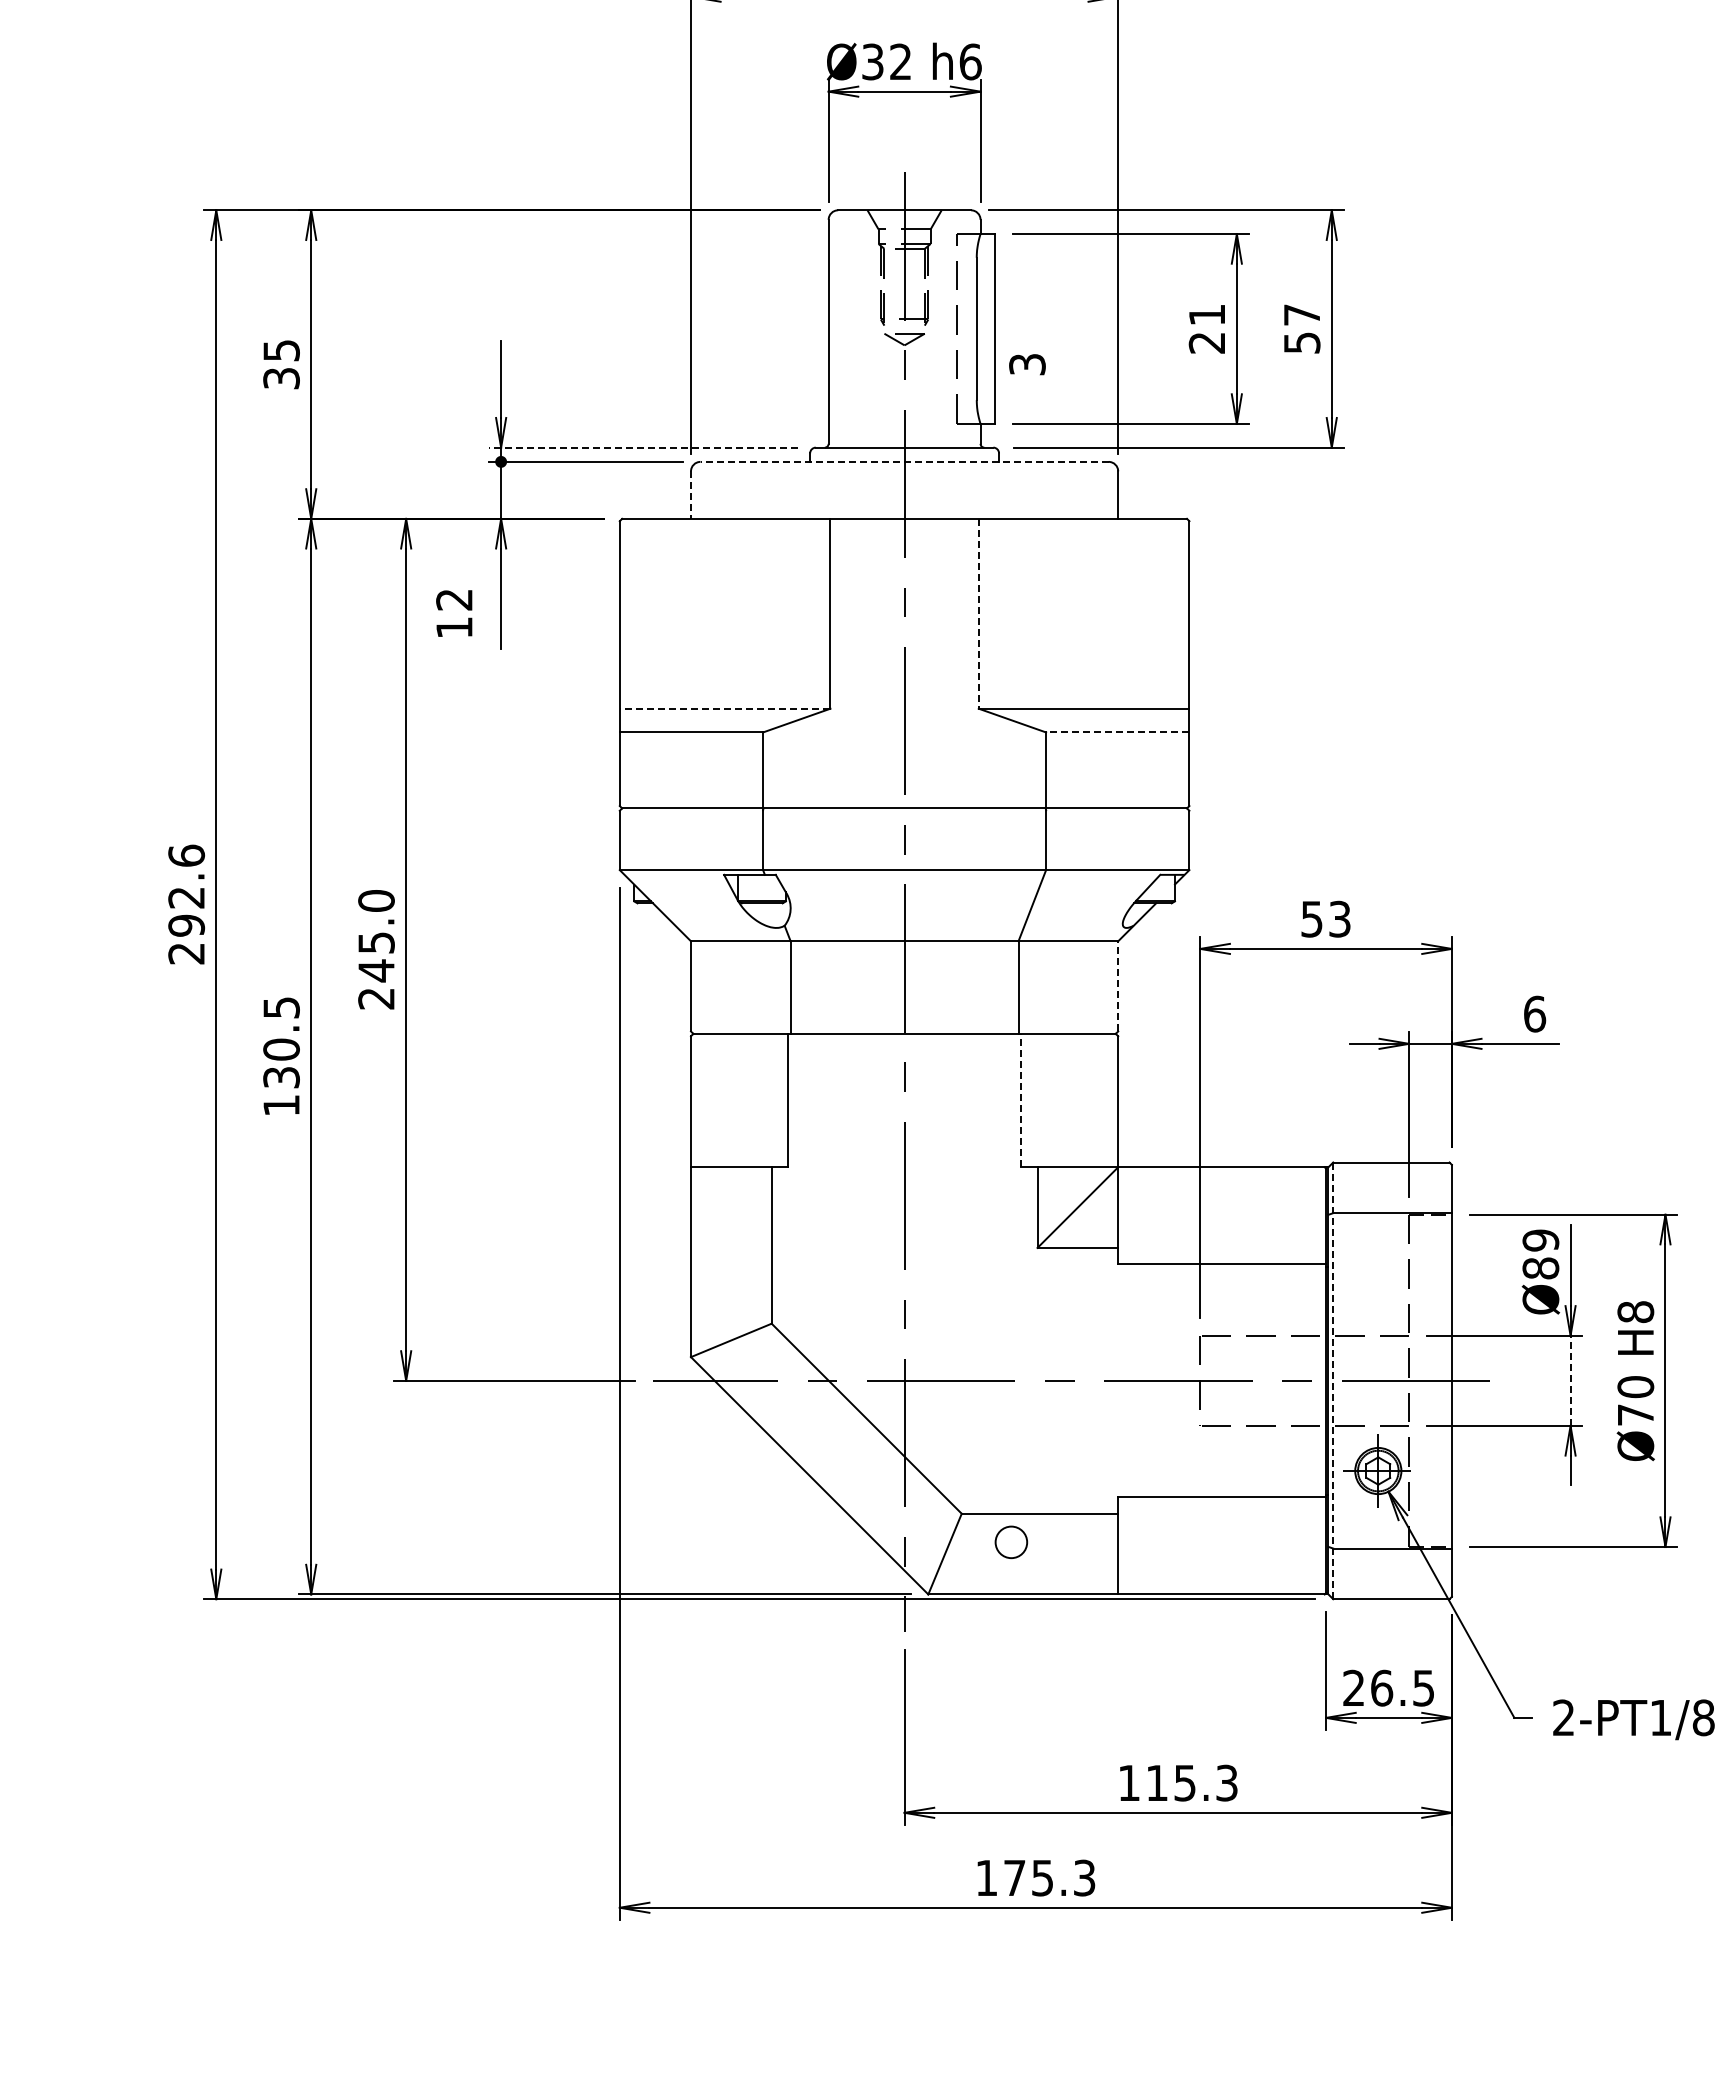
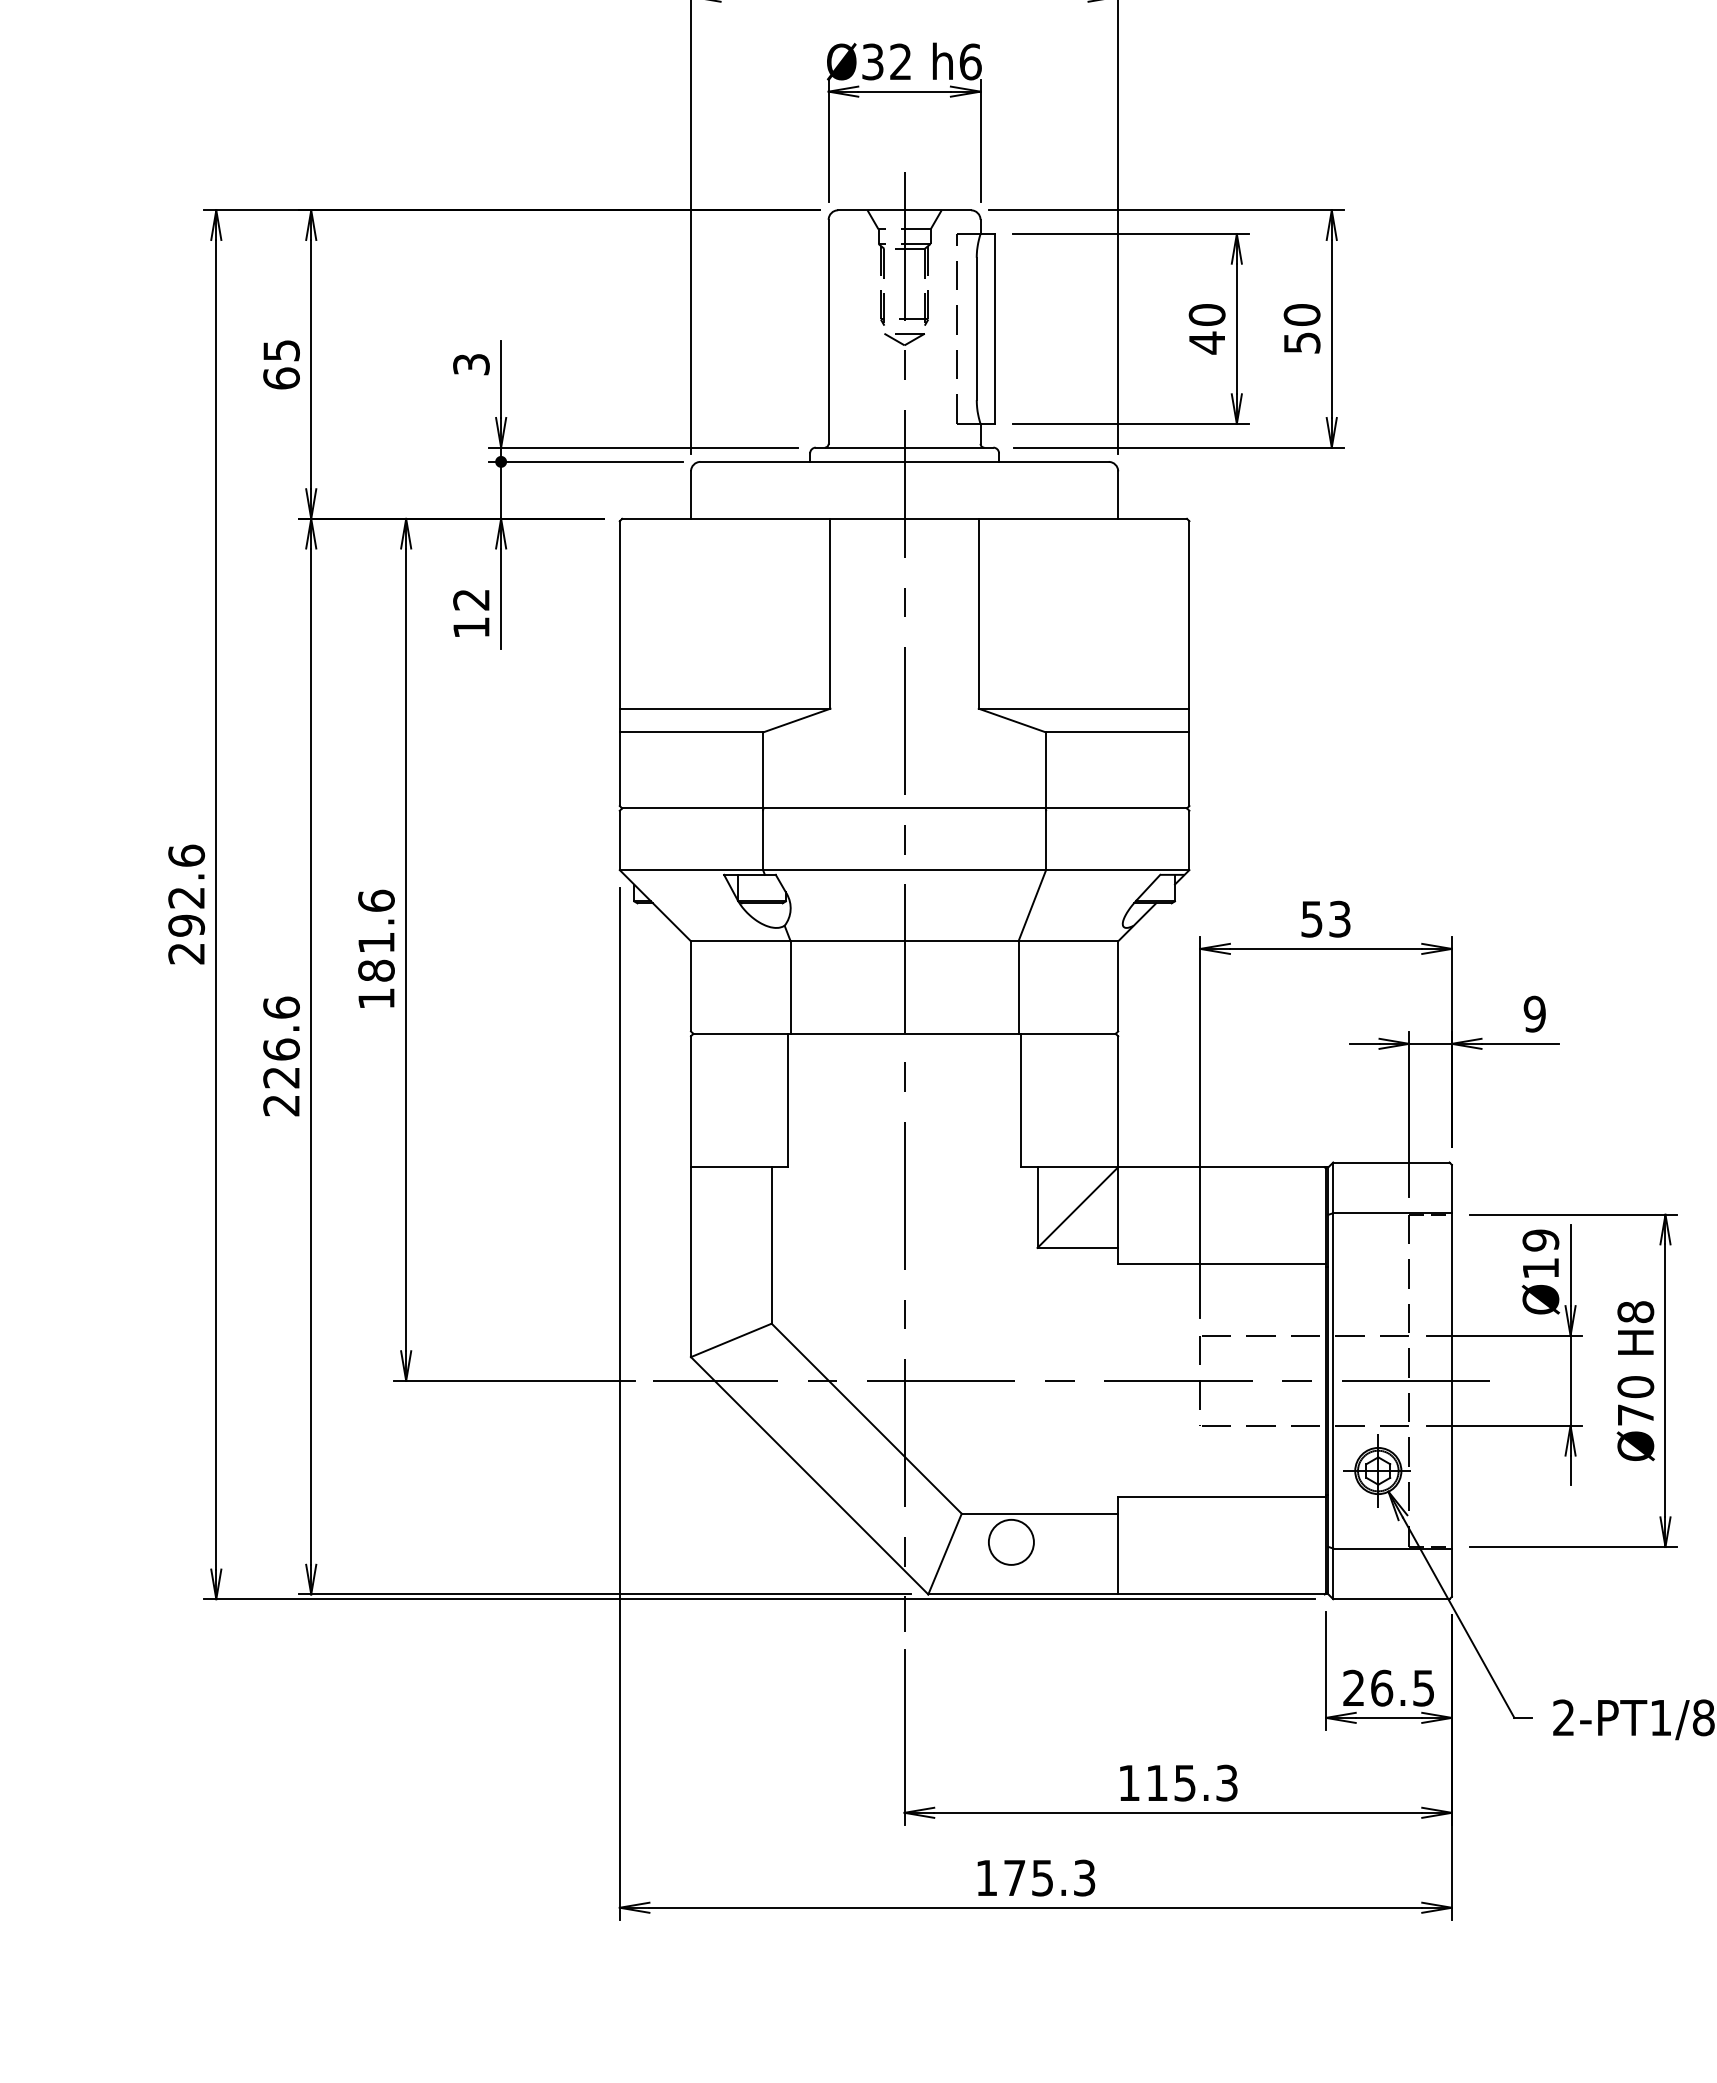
text: 57 -> 50 (1301, 314)
text: 21 -> 40 (1206, 329)
text position: (1027, 364) -> (471, 364) (471, 364)
text: 35 -> 65 (281, 378)
line: dashed -> solid (643, 447)
line: dashed -> solid (904, 461)
line: dashed -> solid (691, 495)
text position: (454, 613) -> (471, 613) (471, 613)
line: dashed -> solid (978, 613)
line: dashed -> solid (724, 708)
line: dashed -> solid (1117, 732)
text: 245.0 -> 181.6 (376, 949)
line: dashed -> solid (1118, 985)
text: 6 -> 9 (1534, 1013)
text: 130.5 -> 226.6 (281, 1056)
line: dashed -> solid (1021, 1100)
text: Ø89 -> Ø19 (1540, 1268)
line: dashed -> solid (1570, 1380)
line: dashed -> solid (1333, 1381)
circle diameter: 32 px -> 45 px (1010, 1541)
